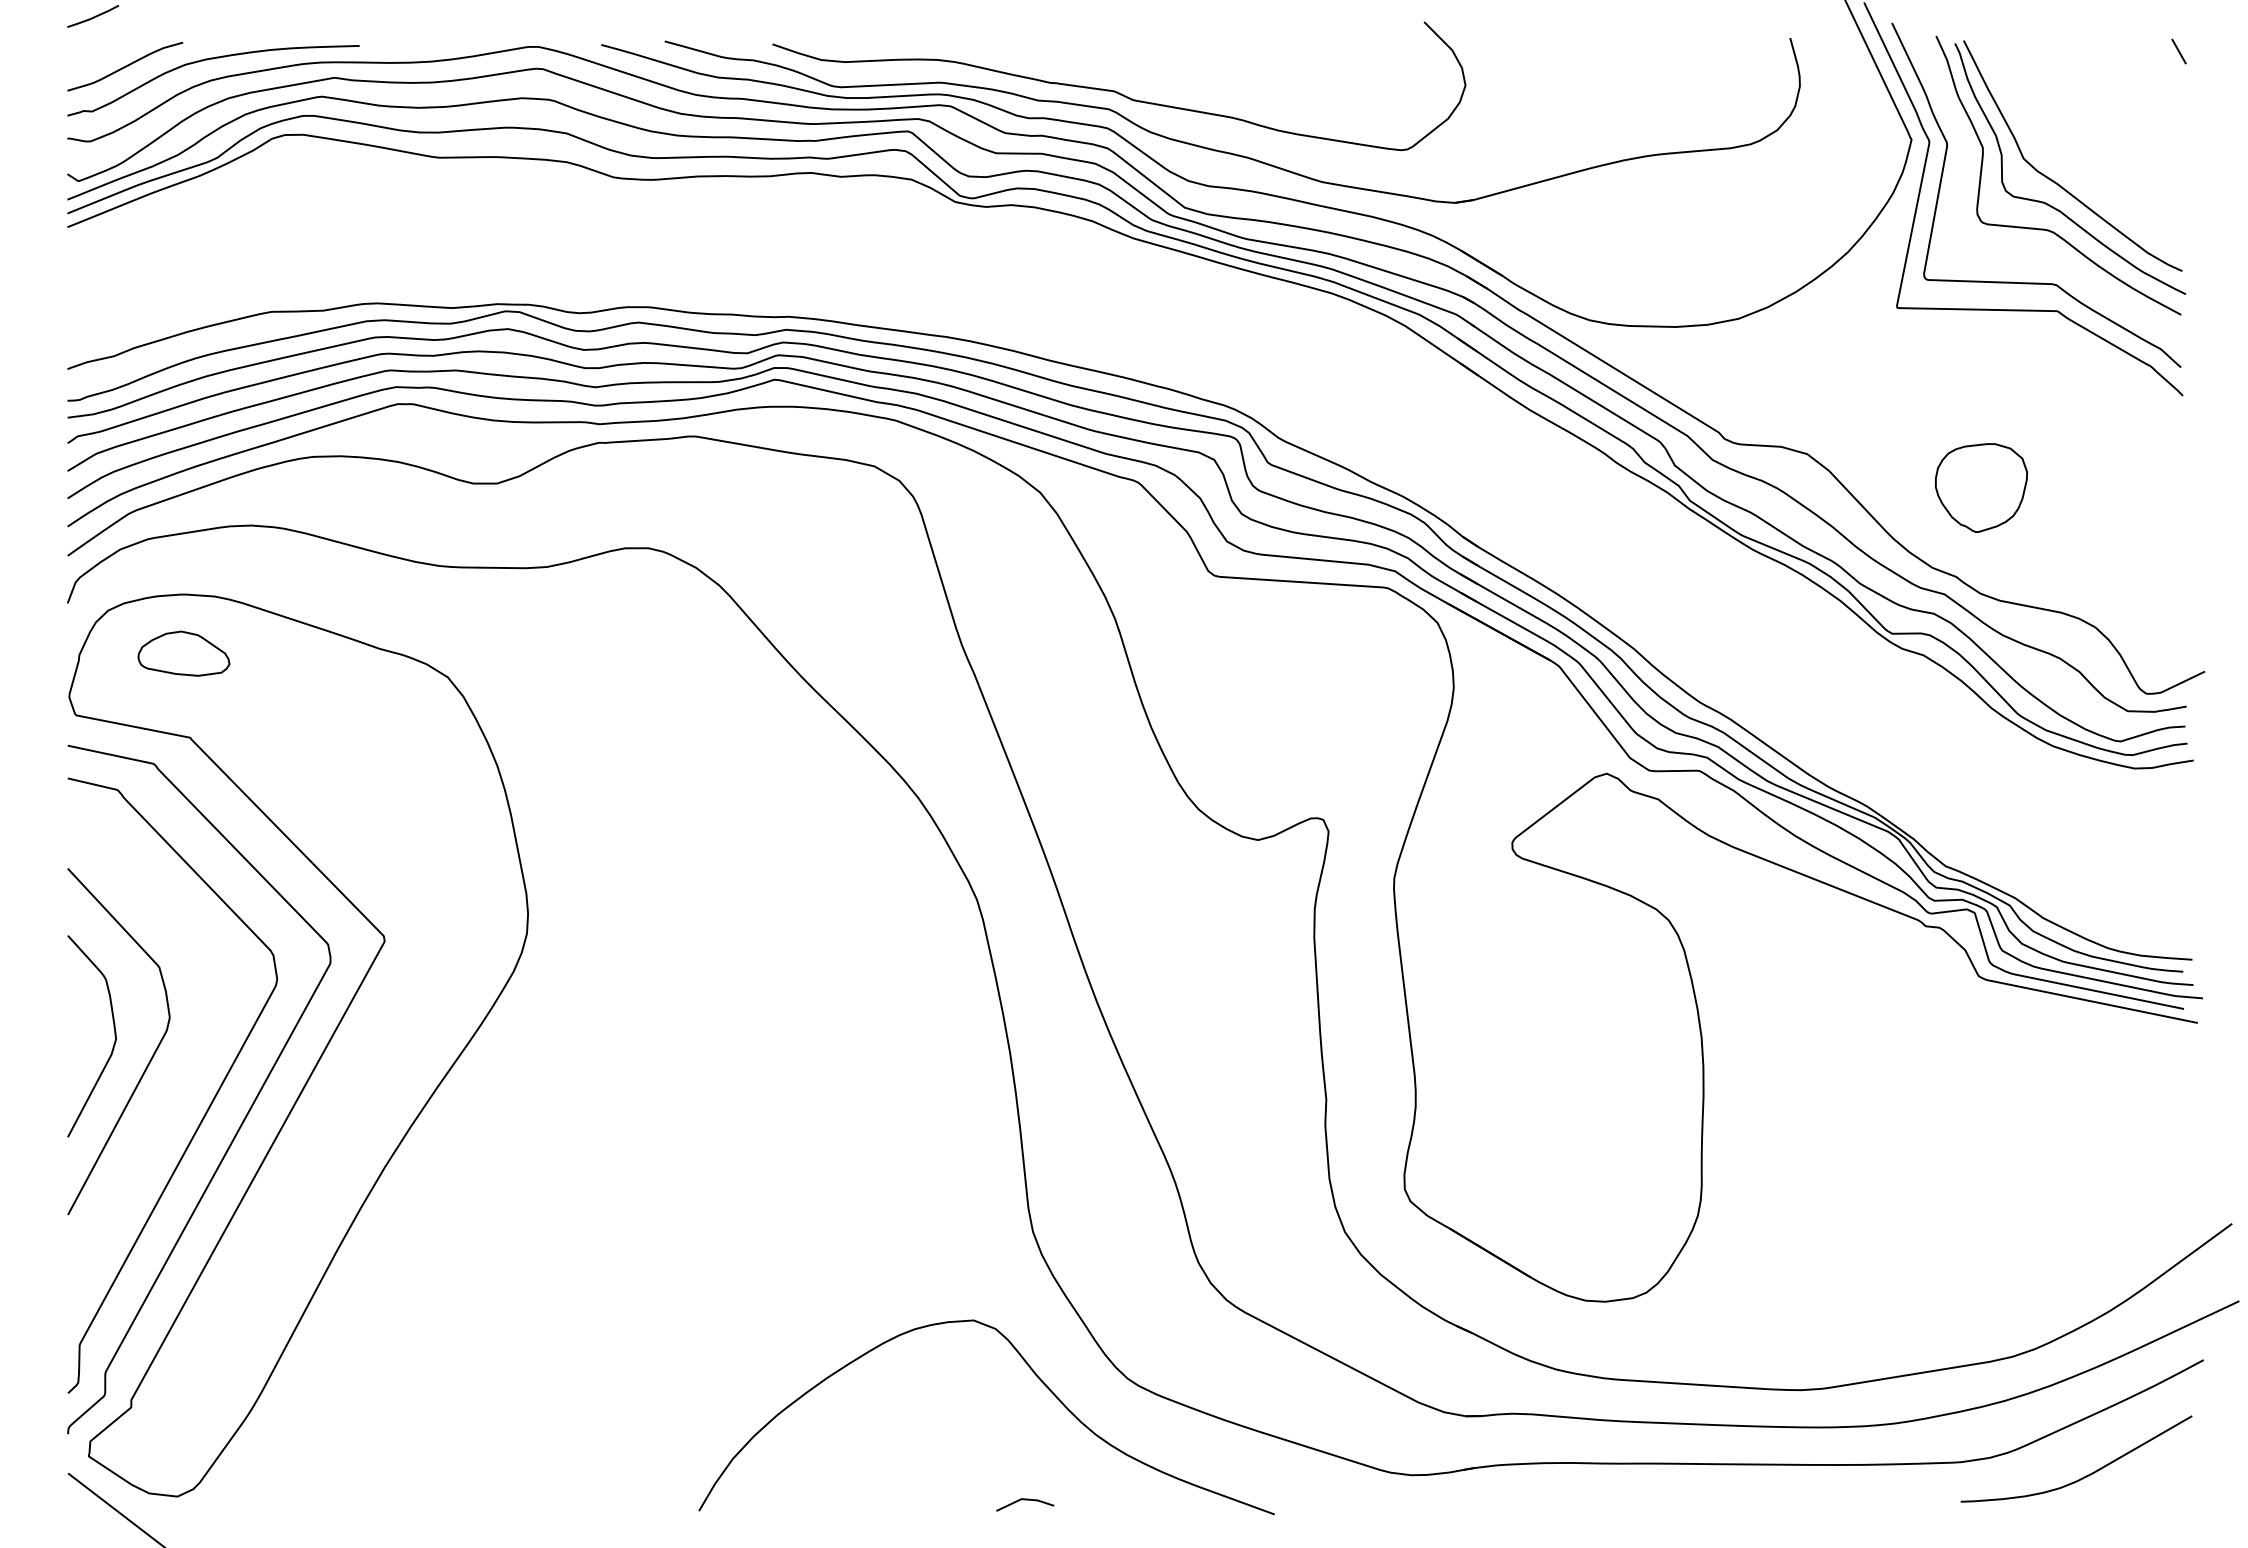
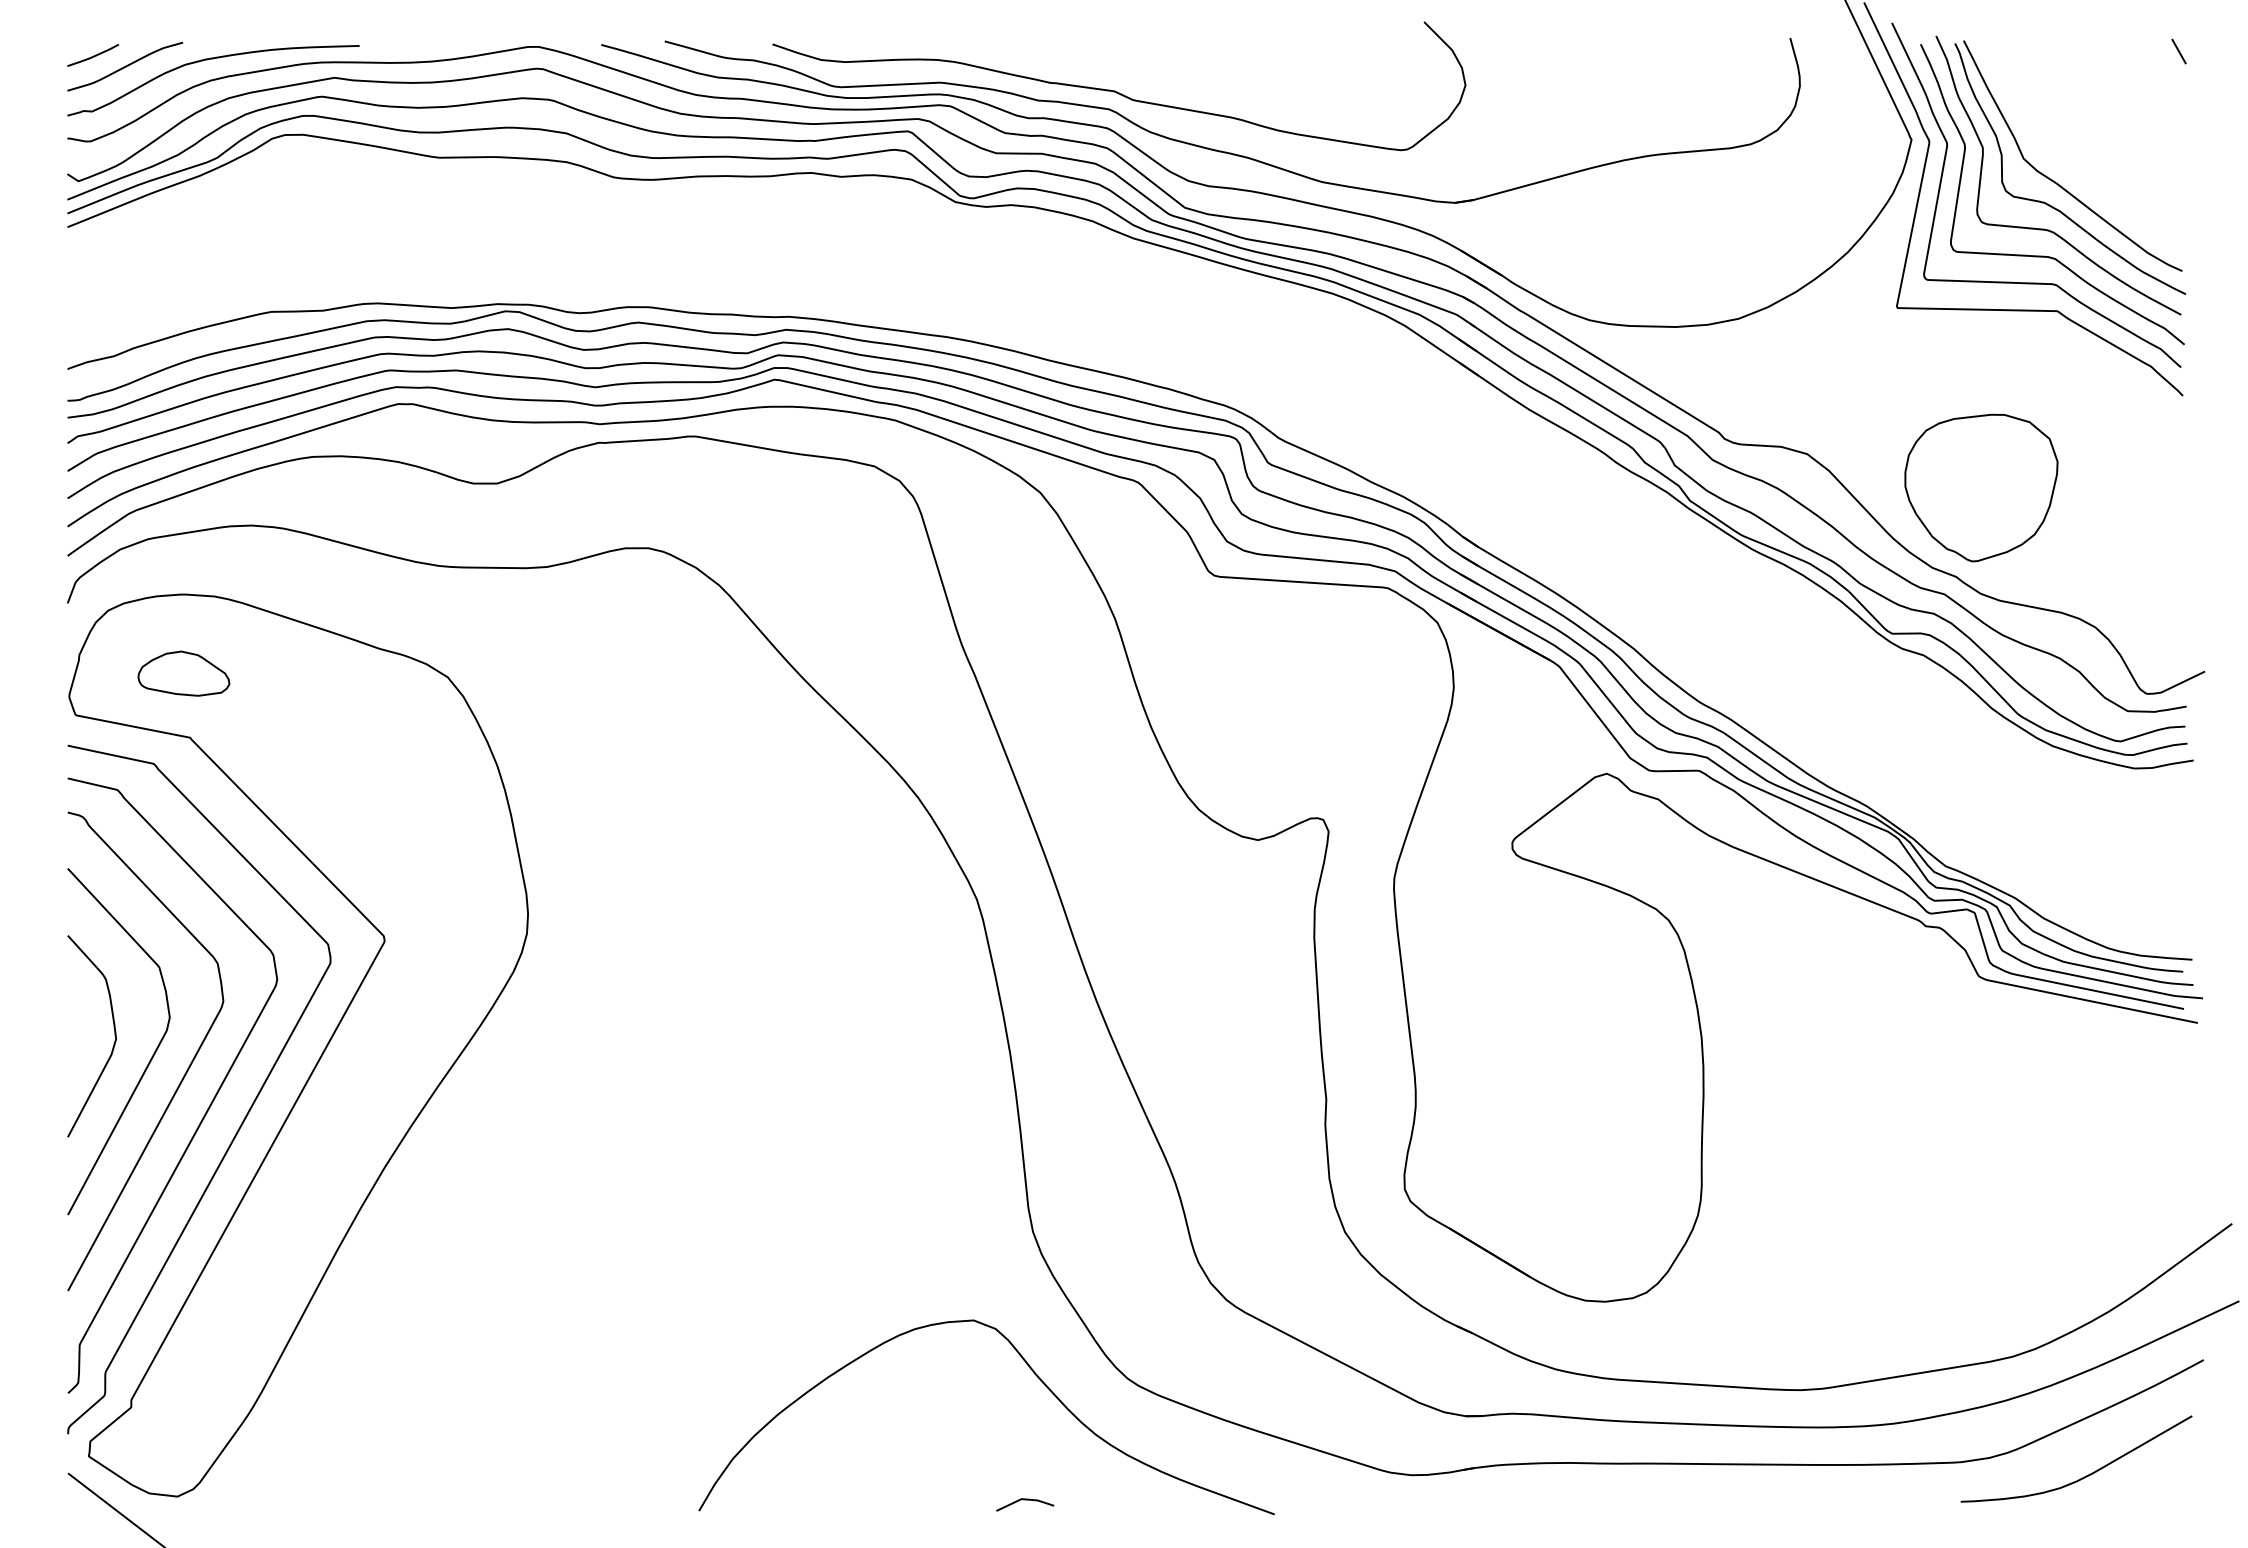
line position: (93, 16) -> (93, 55) (93, 55)
curve: none -> present (2044, 255)
part size: 93x90 px -> 155x150 px (1981, 487)
part position: (183, 653) -> (183, 673) (183, 673)
curve: none -> present (184, 1073)
